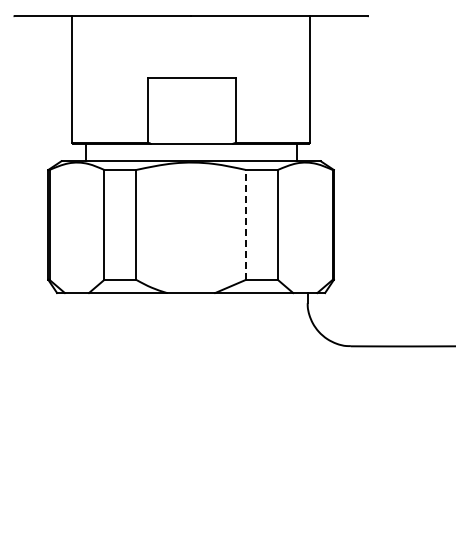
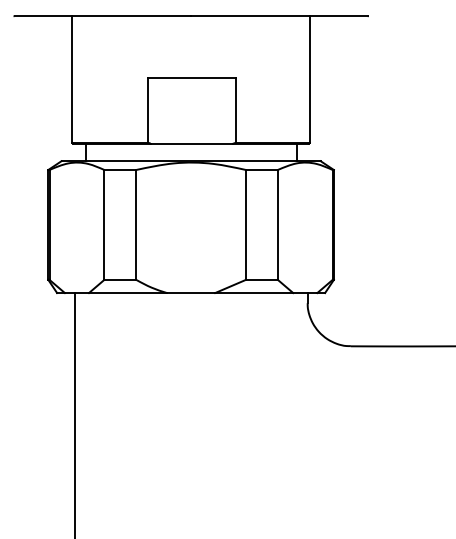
line: dashed -> solid (246, 224)
line: none -> present (74, 414)
